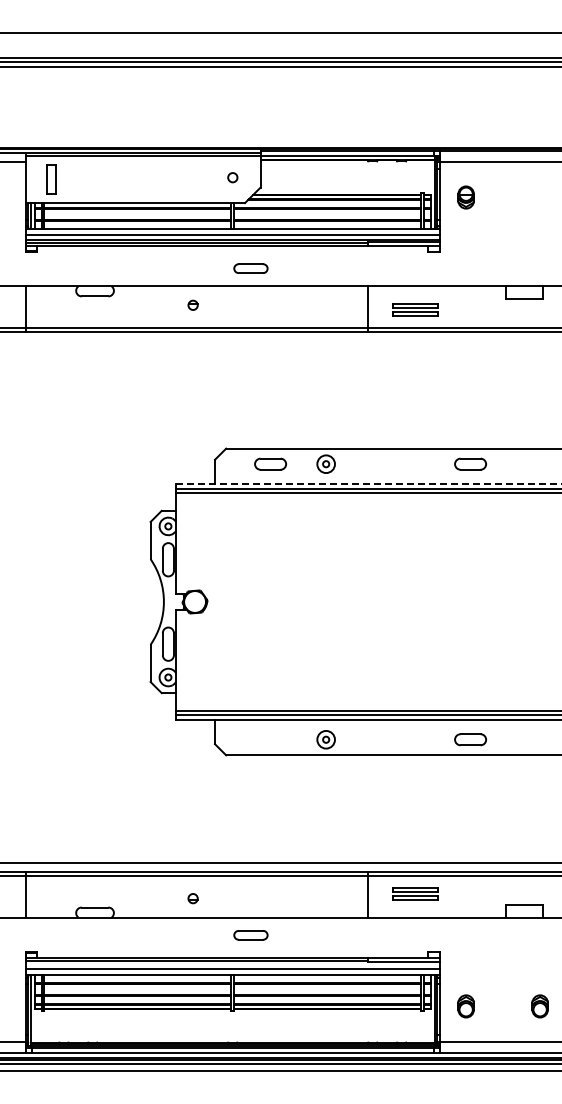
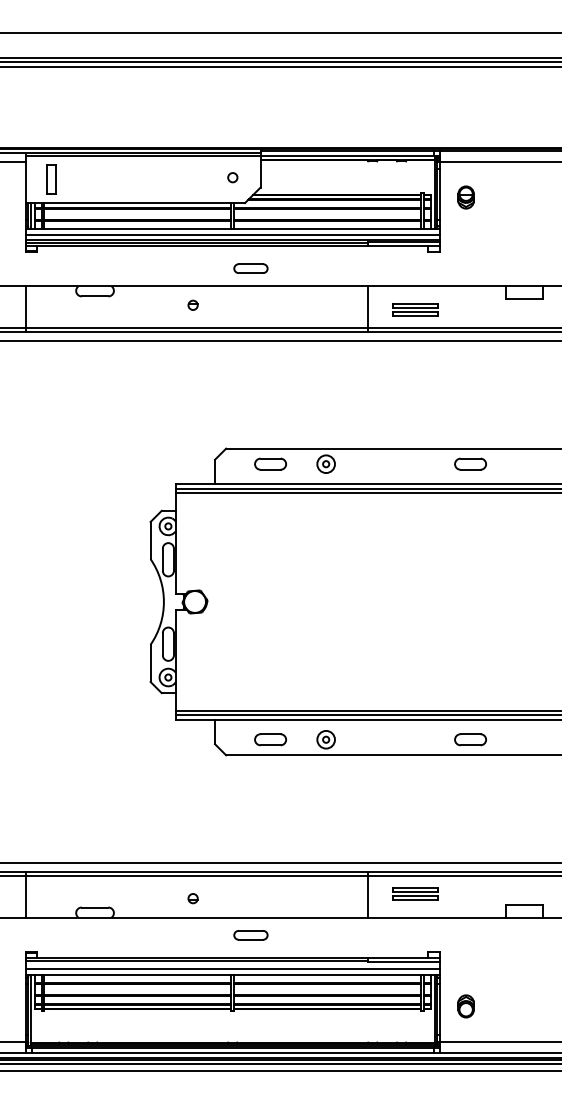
line: none -> present (280, 340)
line: dashed -> solid (369, 484)
part: none -> present (270, 739)
part: present -> none (539, 1006)
